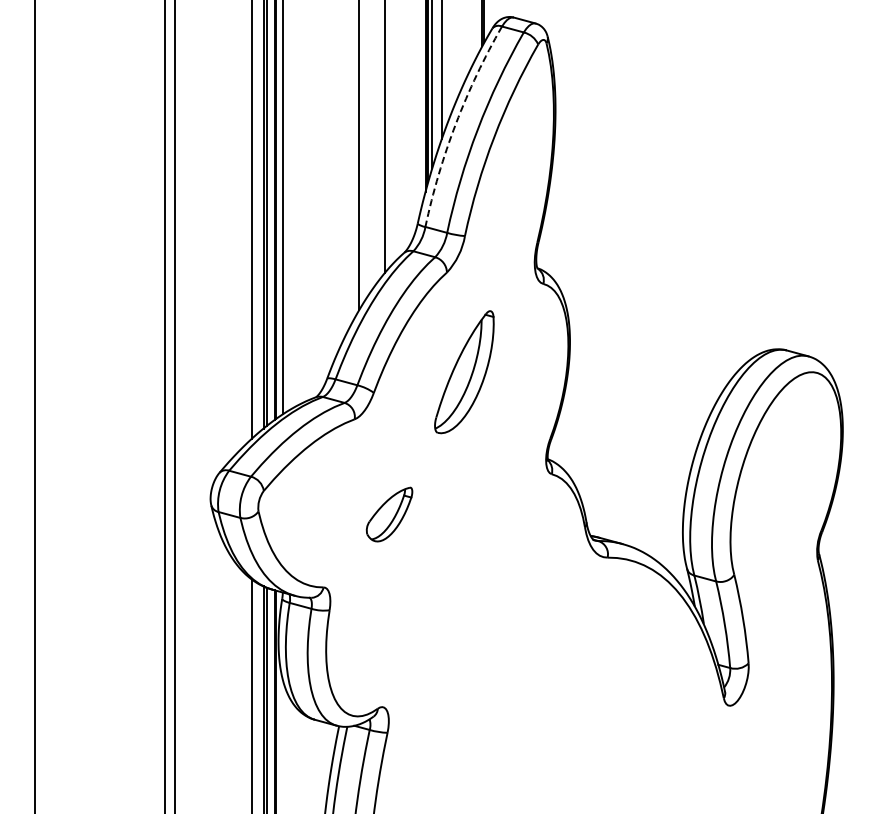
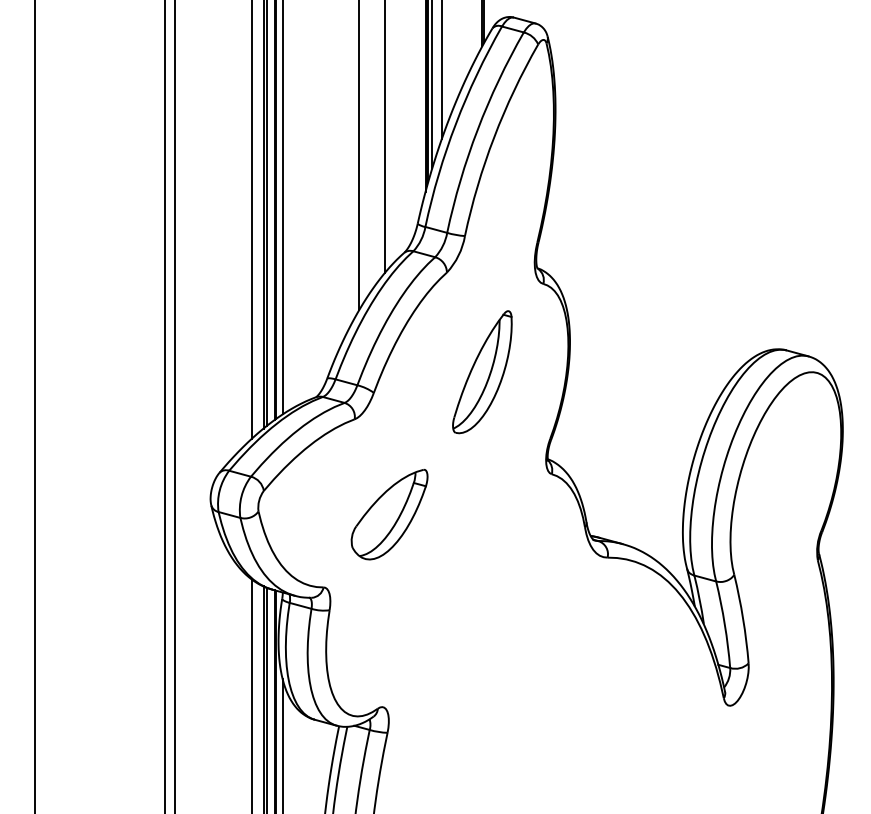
arc: dashed -> solid (455, 123)
part position: (464, 372) -> (482, 372) (482, 372)
part size: 49x57 px -> 79x93 px (389, 514)
line: none -> present (282, 744)
